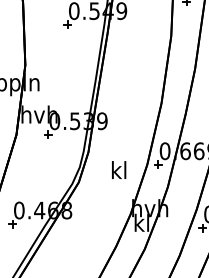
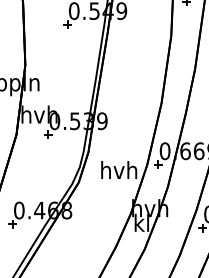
text: kl -> hvh (119, 169)
